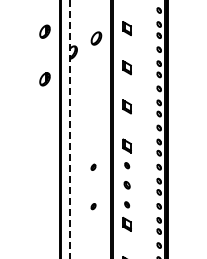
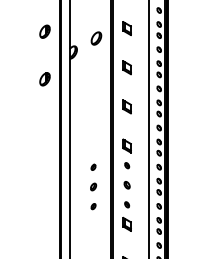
line: none -> present (149, 128)
line: dashed -> solid (69, 129)
part: none -> present (93, 186)
